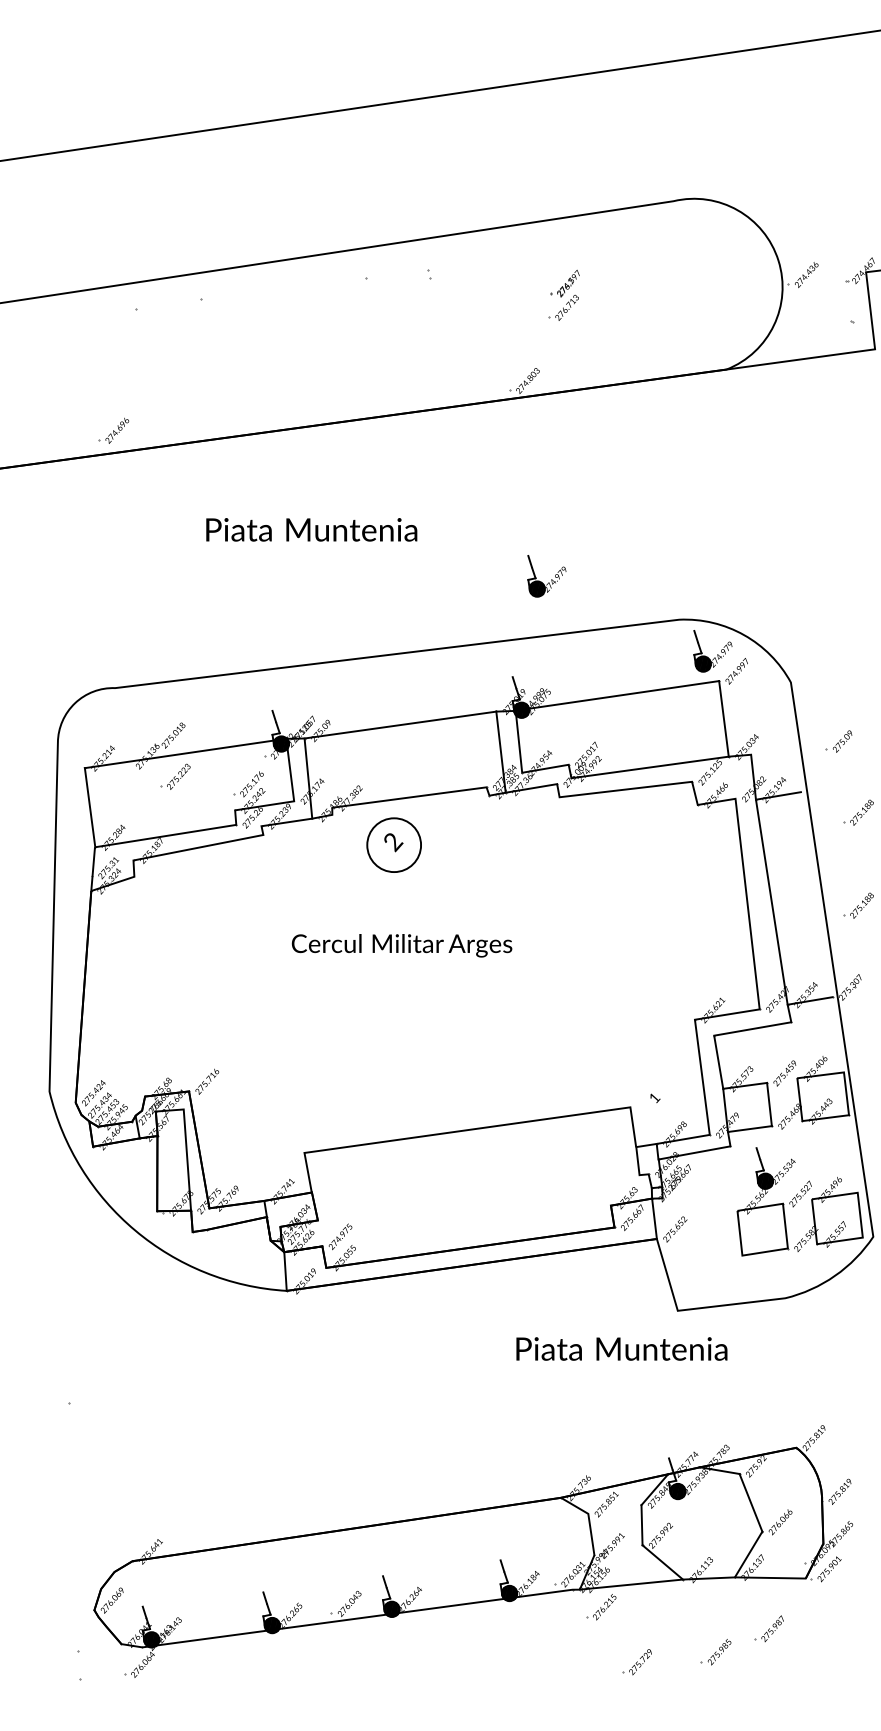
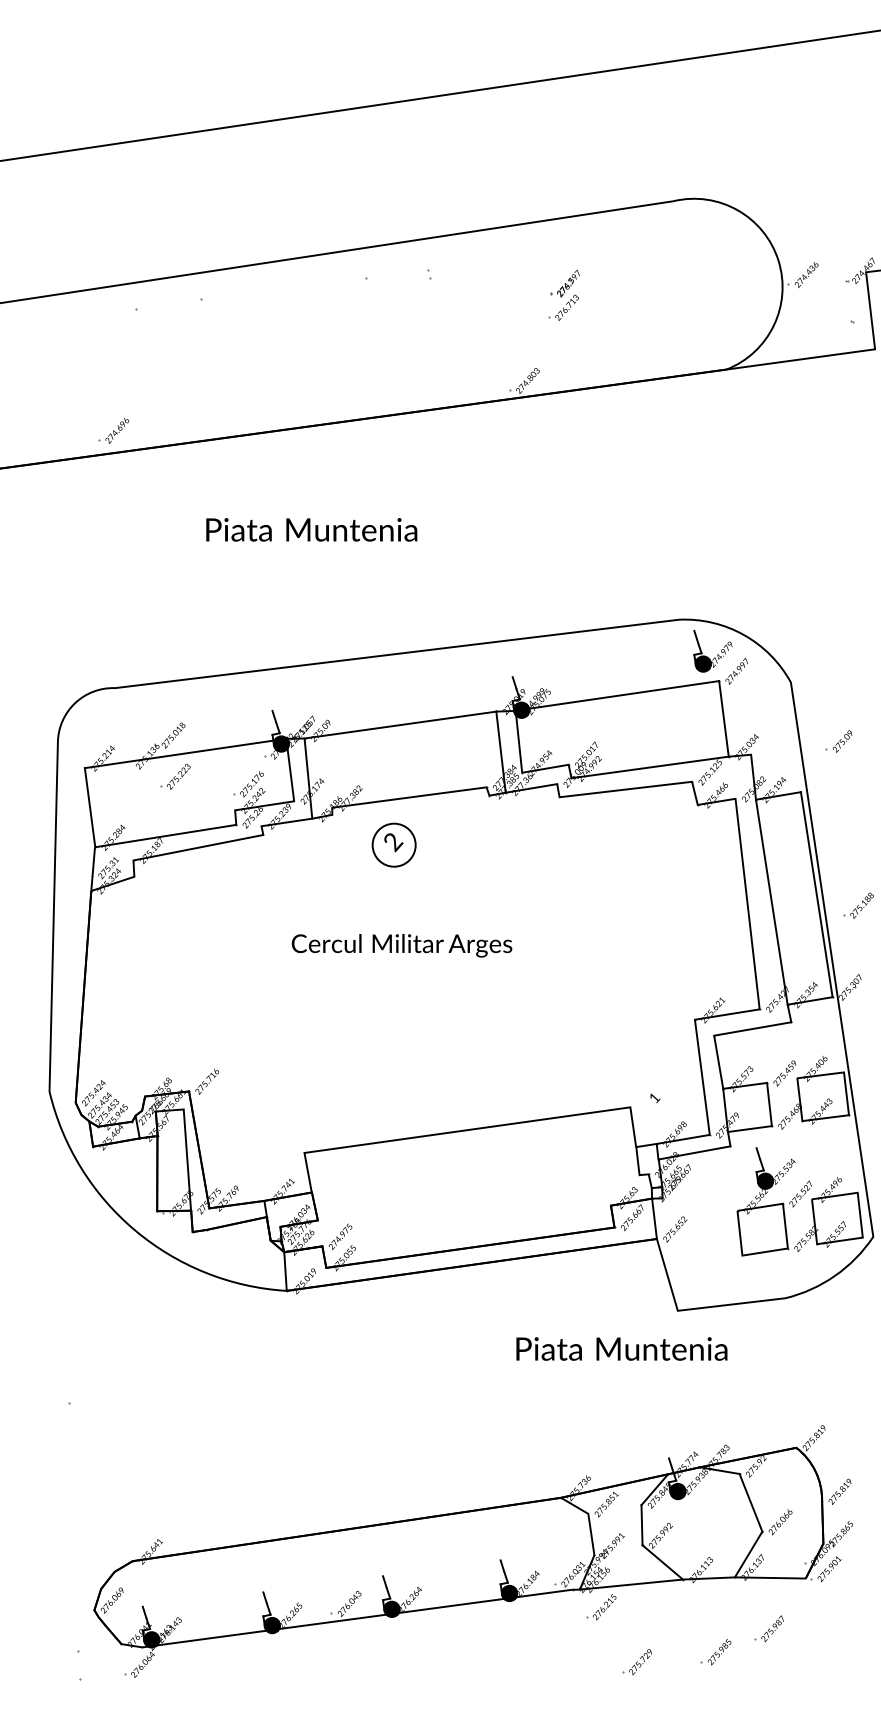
part: present -> none (546, 576)
part: present -> none (858, 812)
circle diameter: 54 px -> 43 px (393, 844)
line: none -> present (816, 894)
